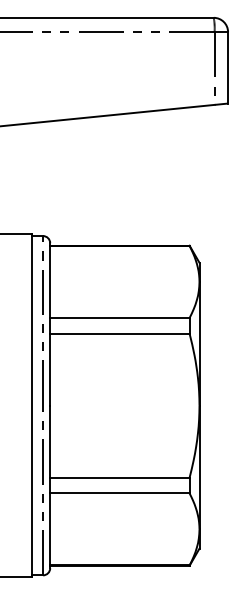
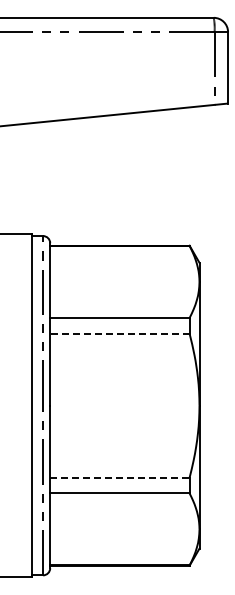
line: solid -> dashed (119, 333)
line: solid -> dashed (119, 477)
